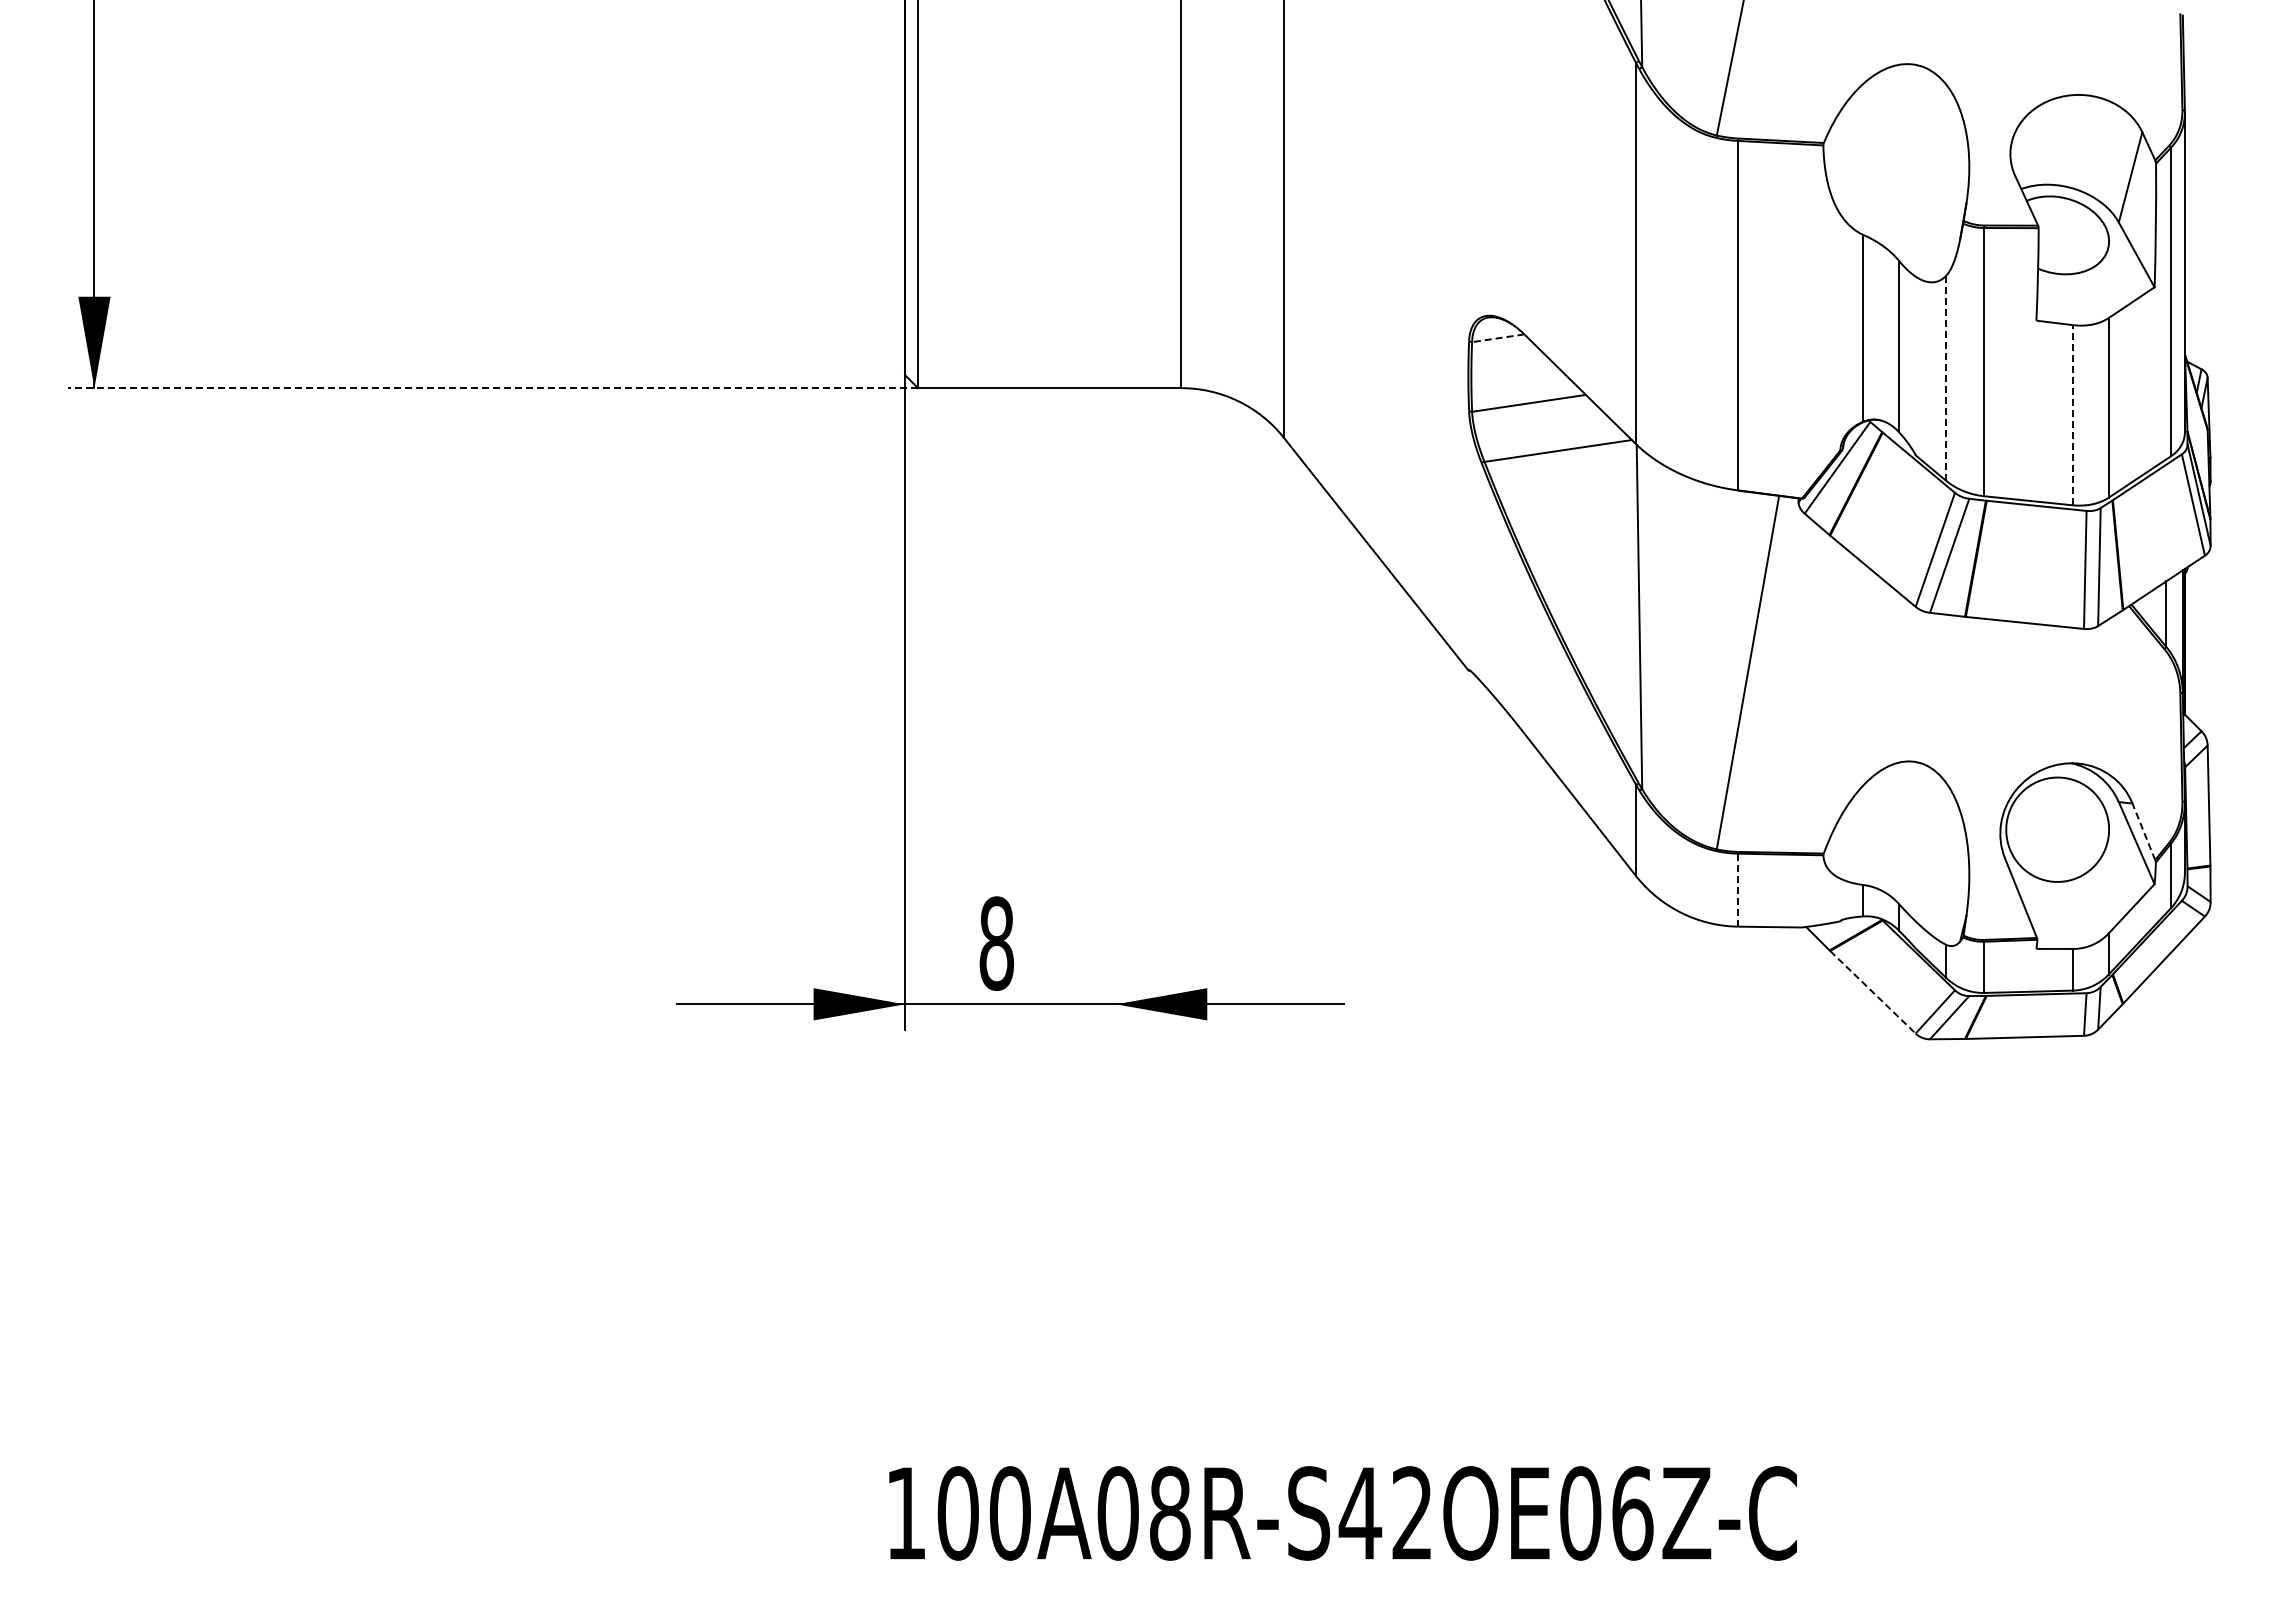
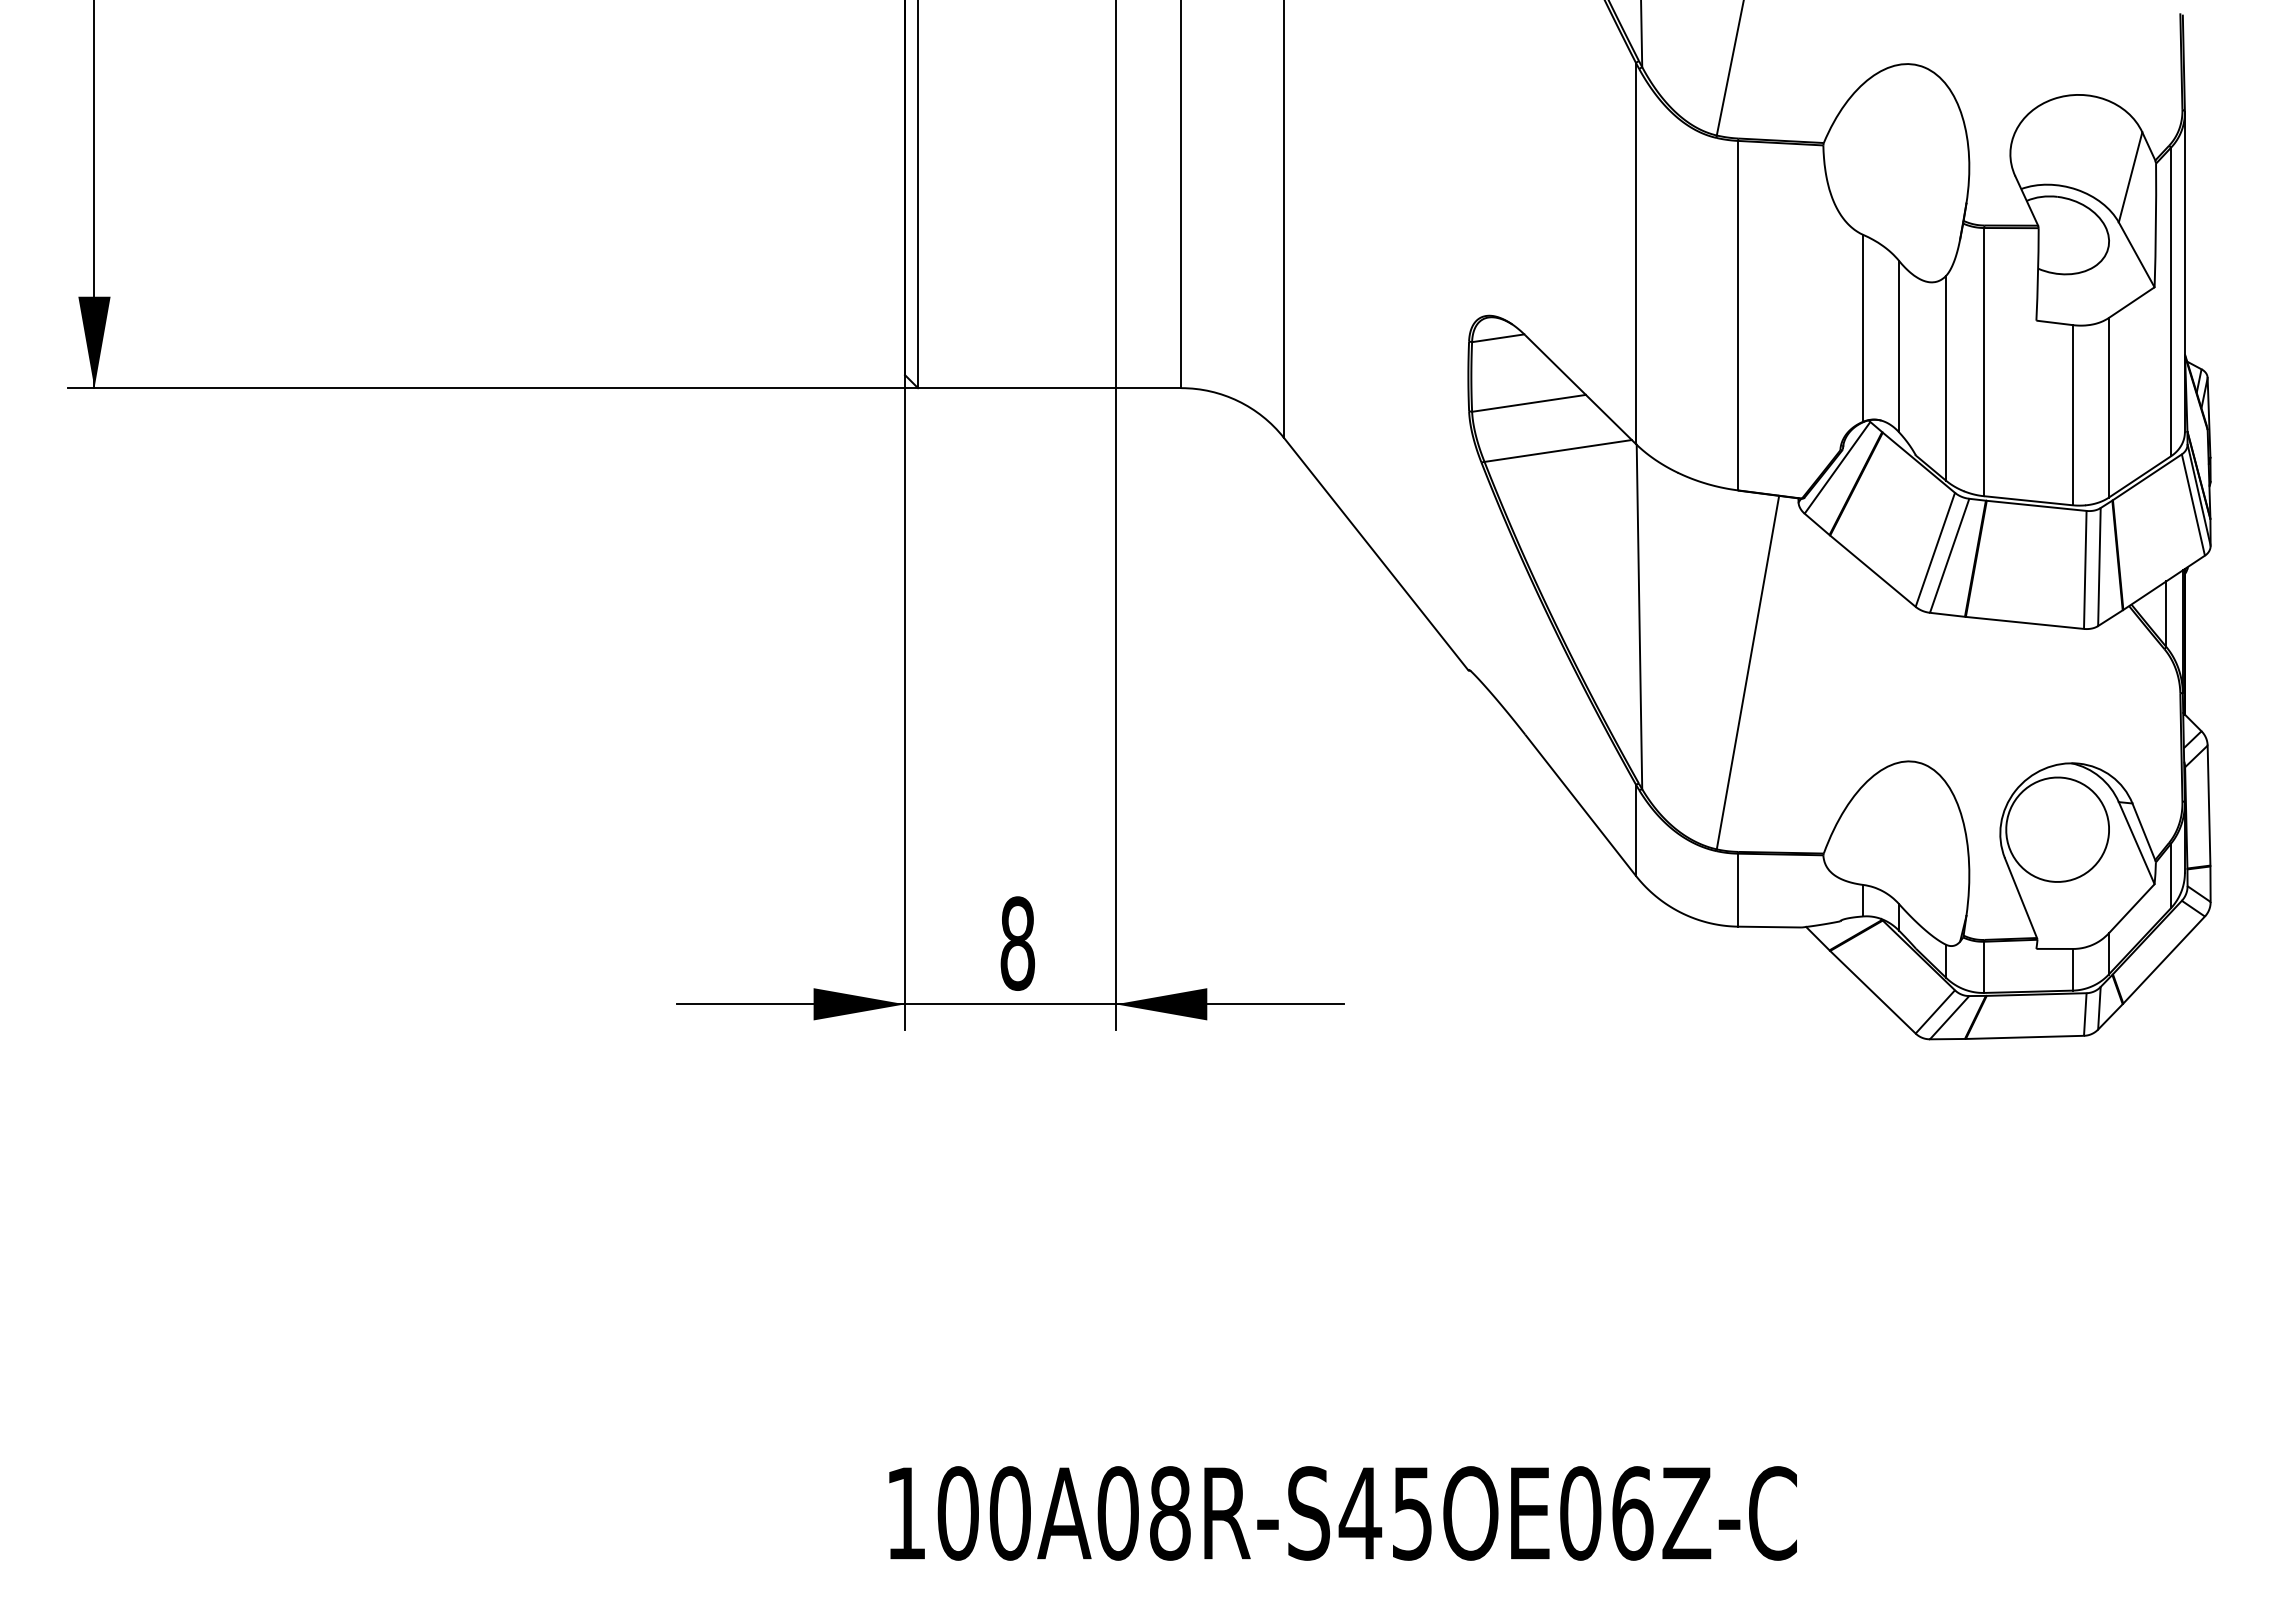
line: dashed -> solid (1497, 338)
line: dashed -> solid (1946, 378)
line: dashed -> solid (493, 388)
line: dashed -> solid (2072, 414)
line: none -> present (1115, 516)
line: dashed -> solid (2143, 831)
line: dashed -> solid (1738, 890)
text position: (996, 943) -> (1017, 943) (1017, 943)
line: dashed -> solid (1873, 992)
text: 100A08R-S42OE06Z-C -> 100A08R-S45OE06Z-C (1411, 1513)
